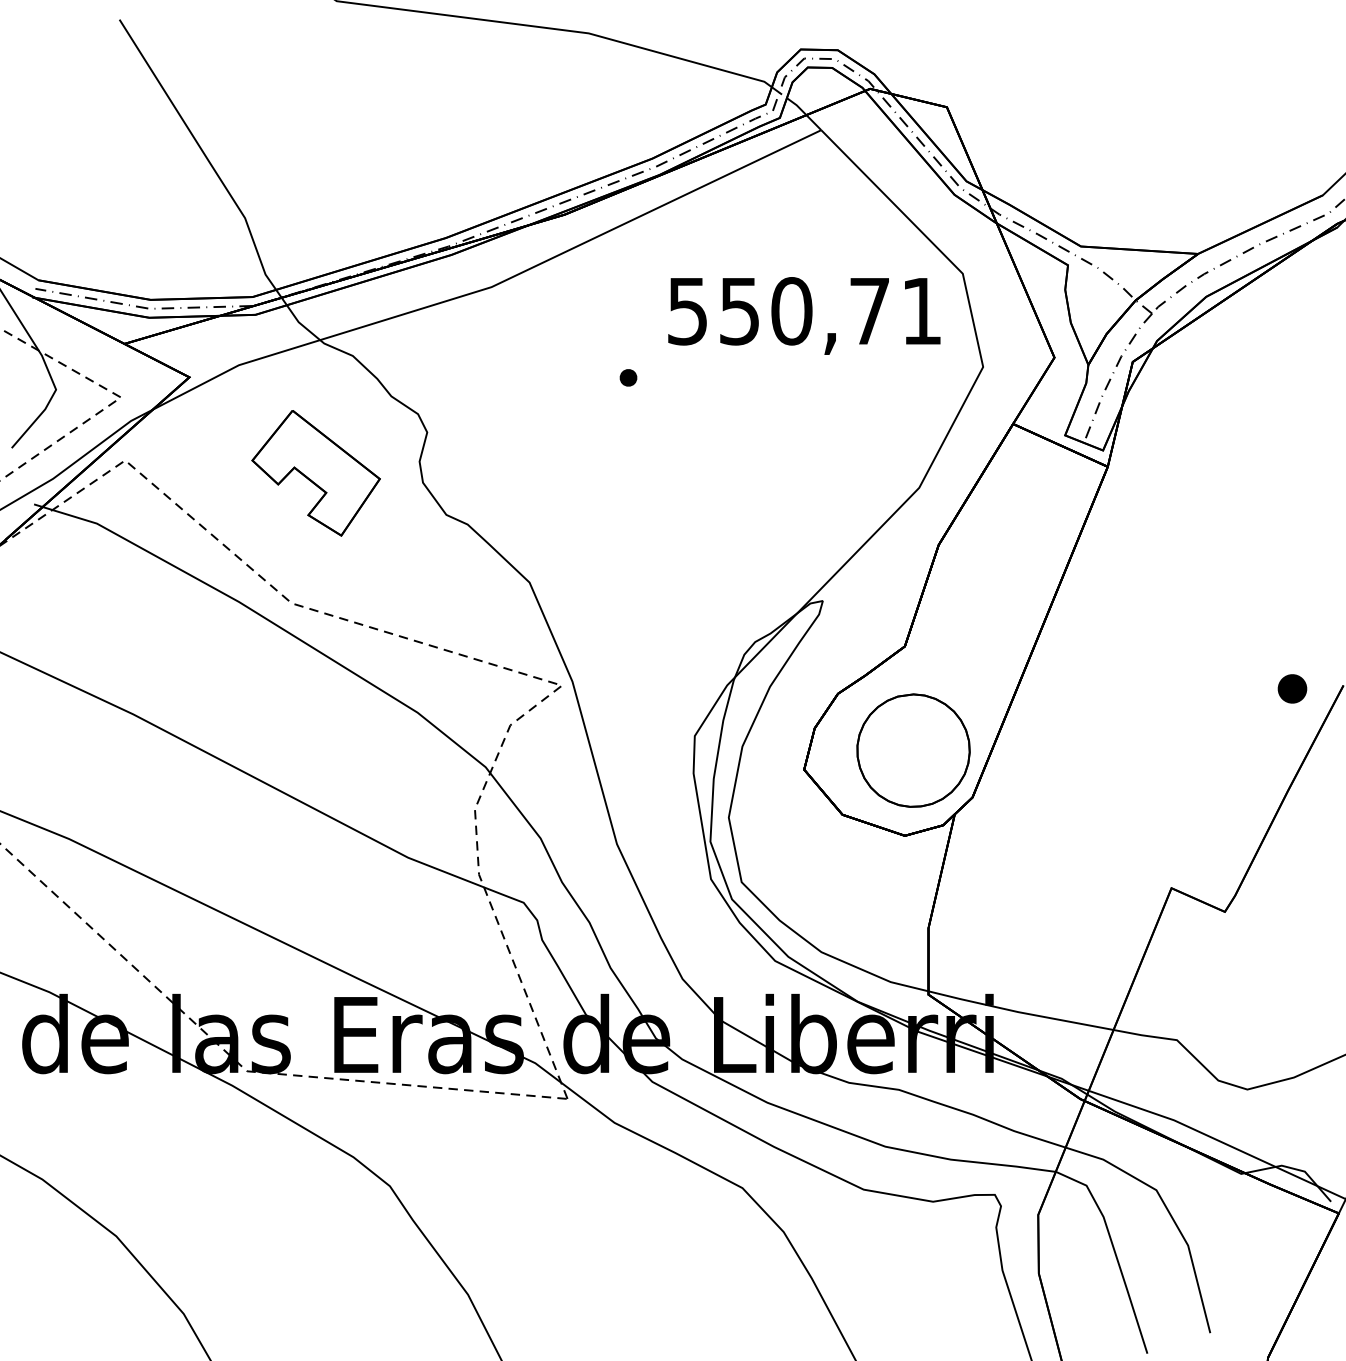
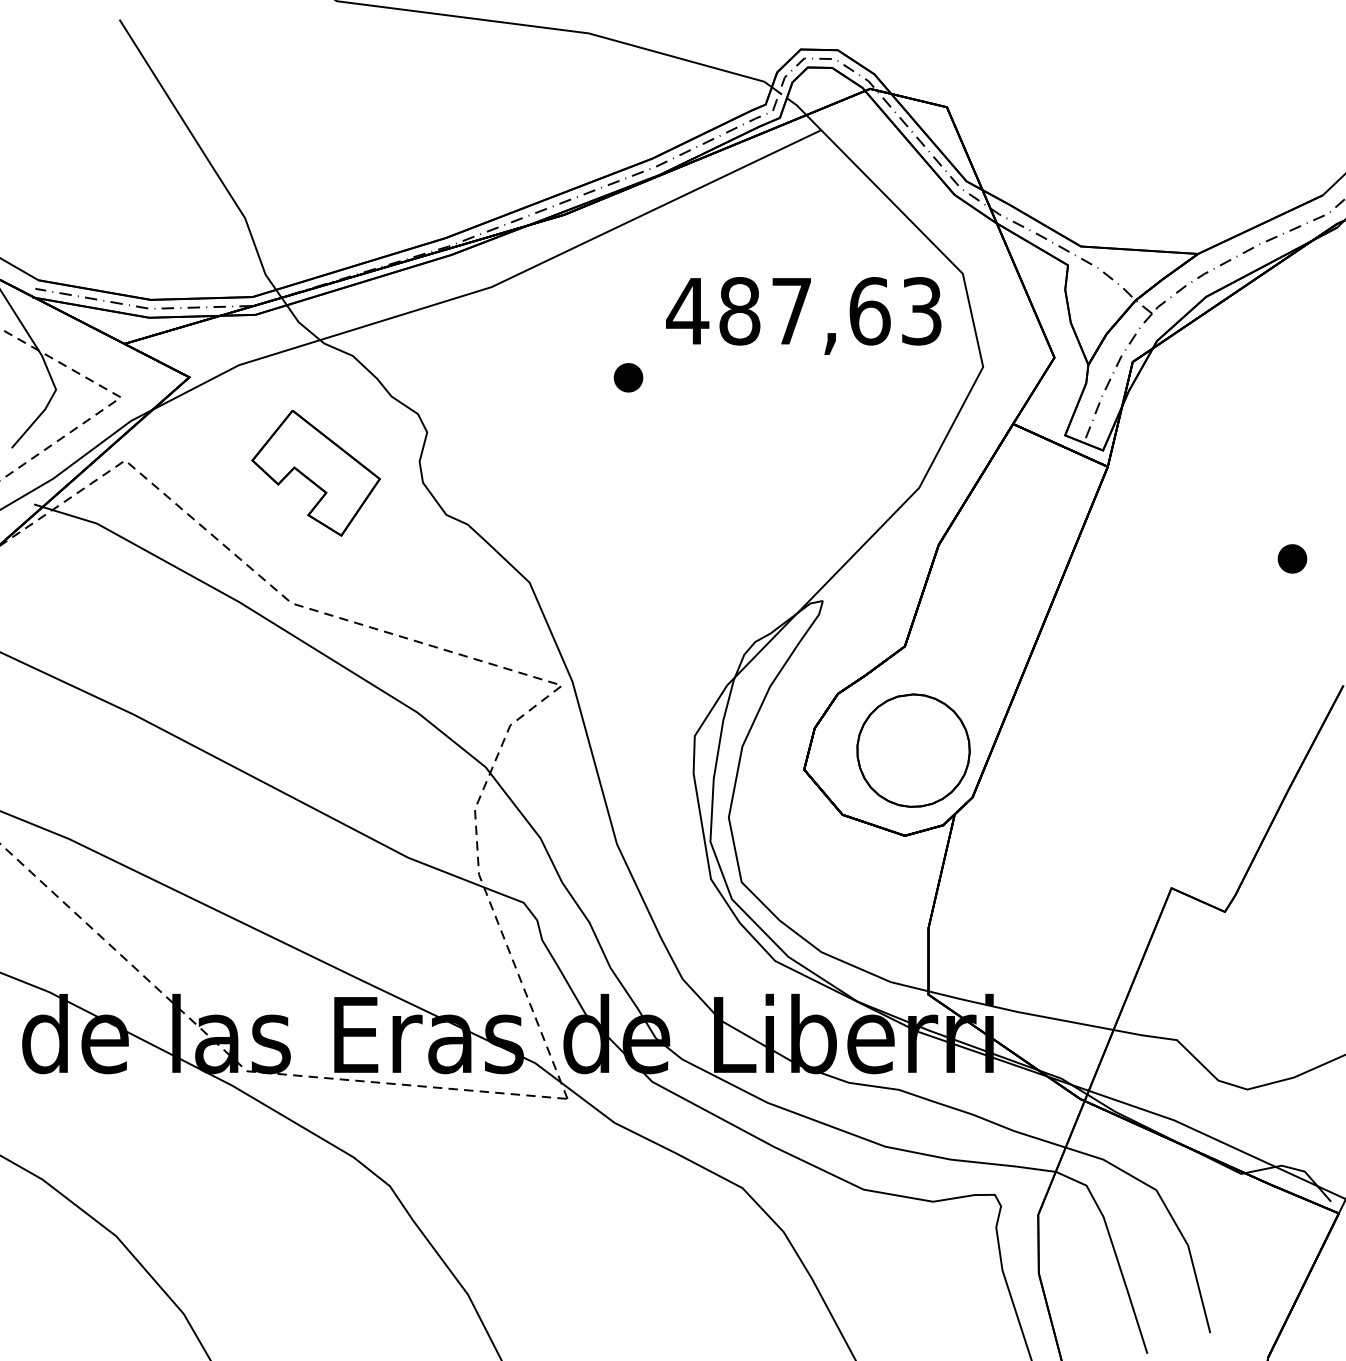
text: 550,71 -> 487,63 (803, 311)
part size: 19x18 px -> 31x30 px (628, 377)
part position: (1292, 688) -> (1292, 558) (1292, 558)
